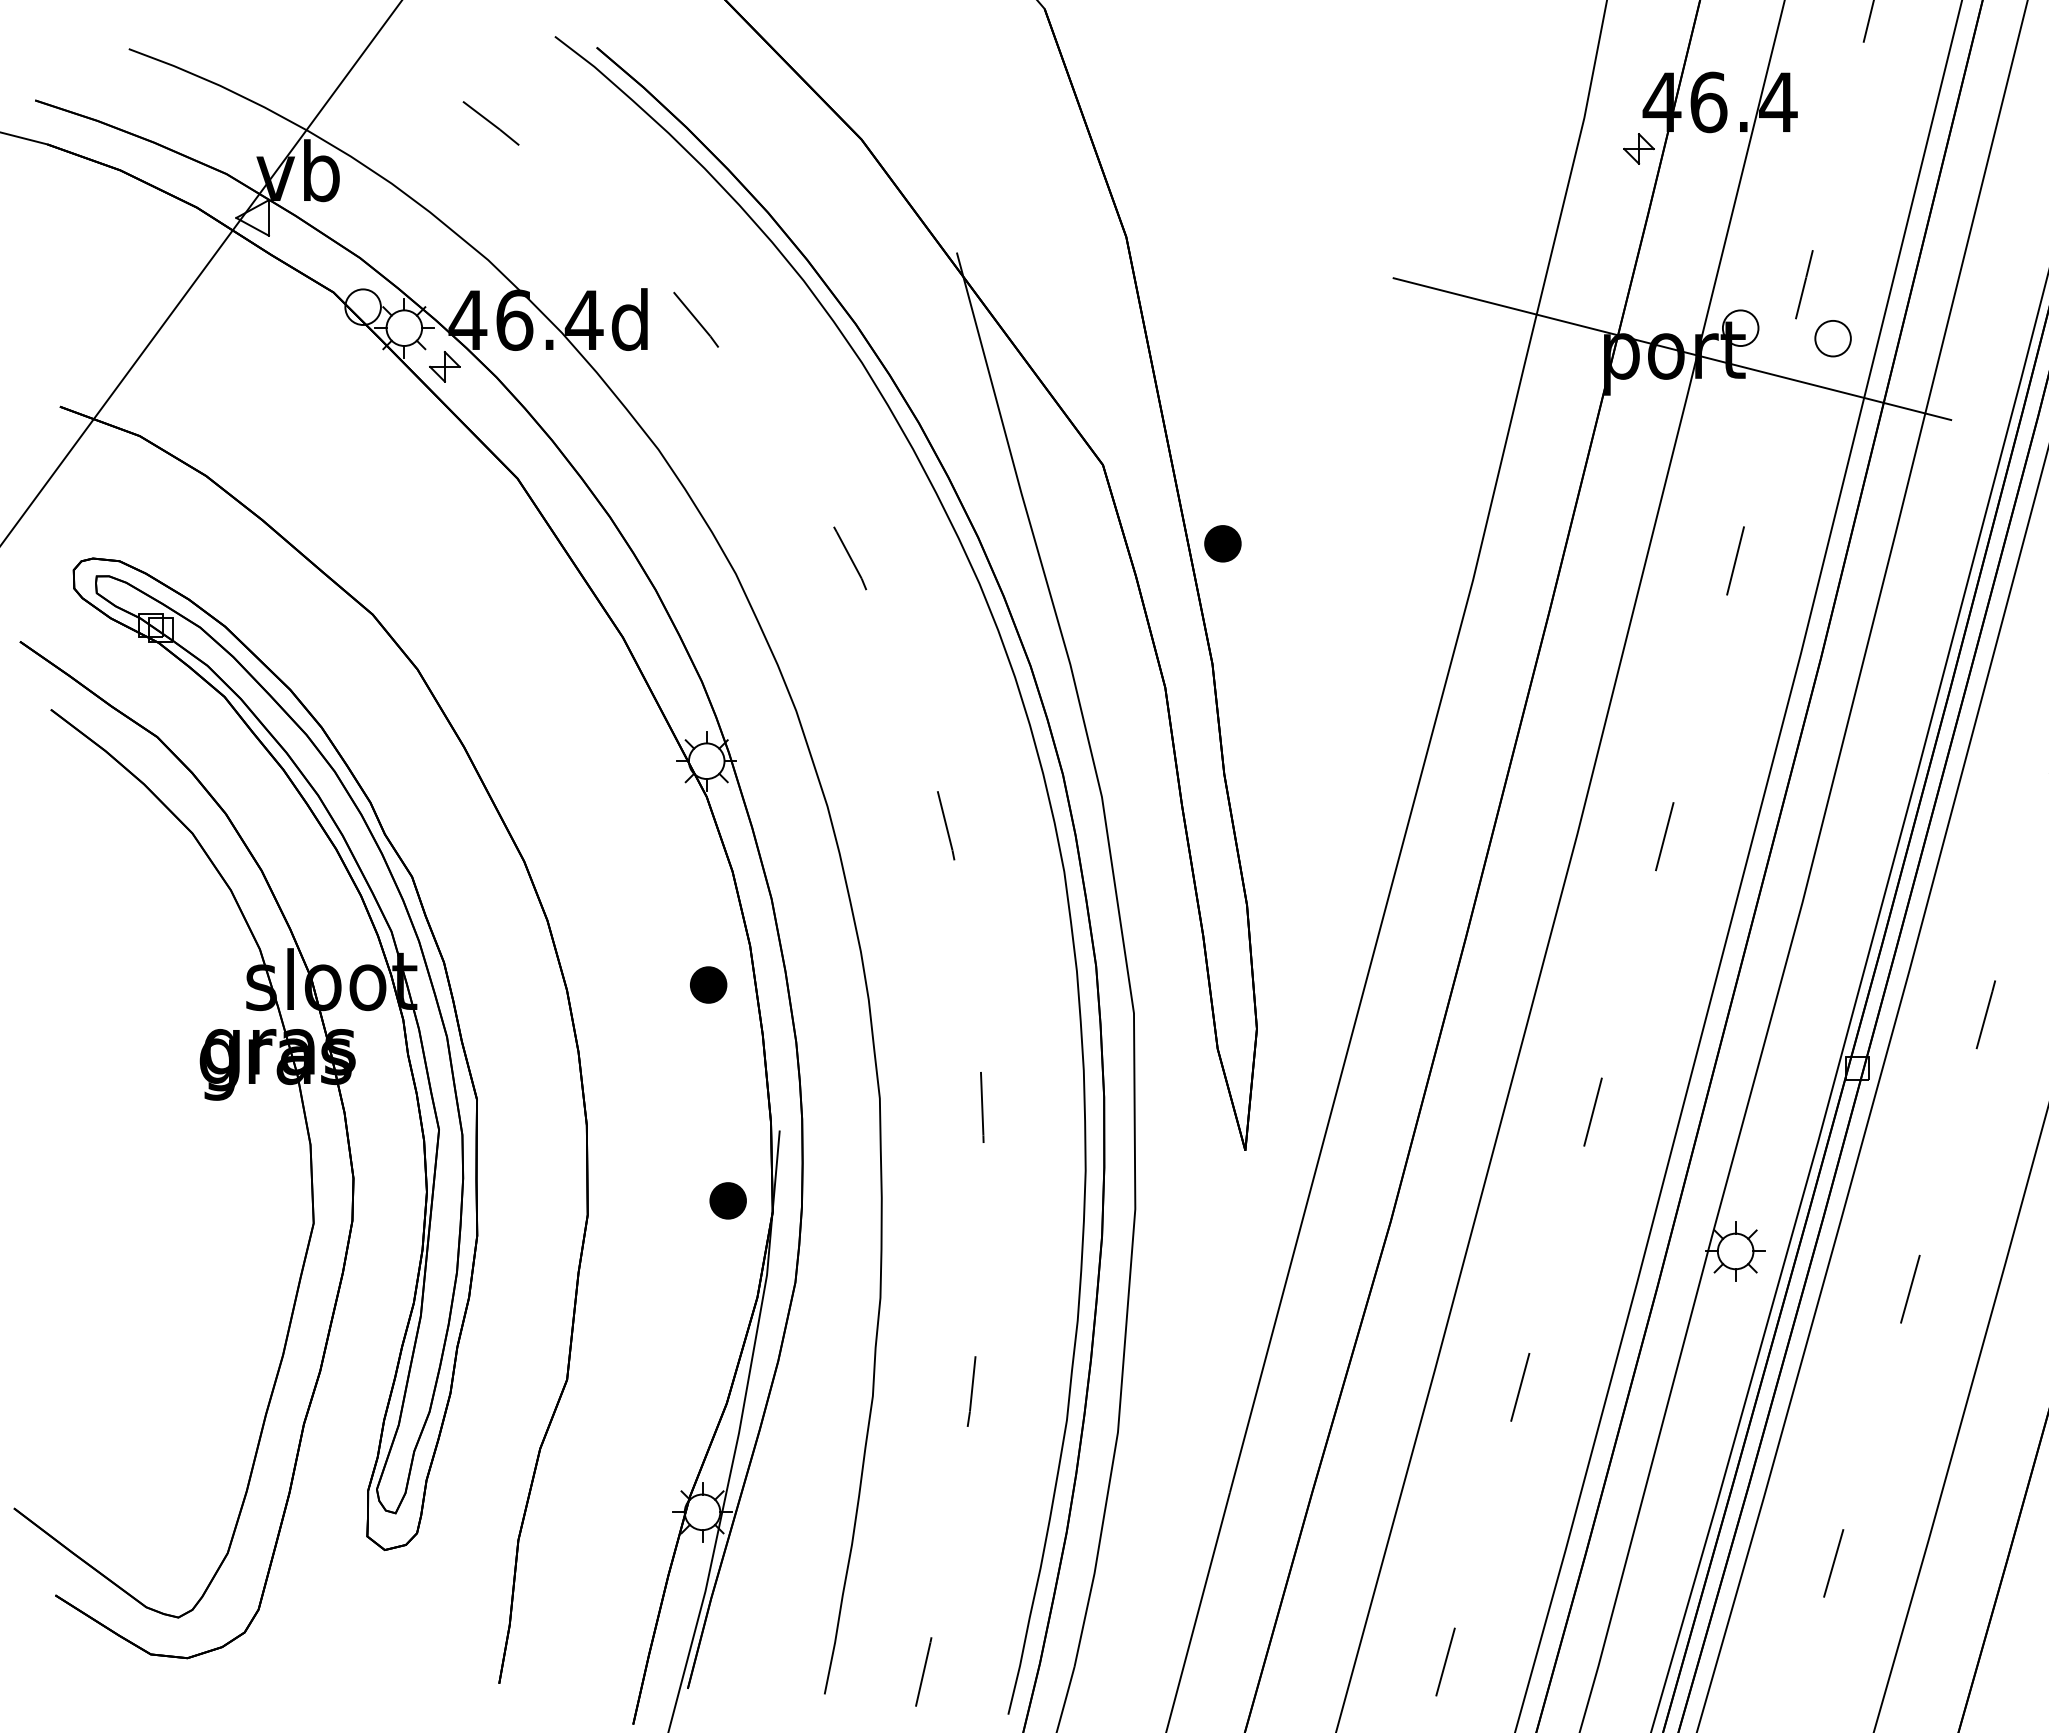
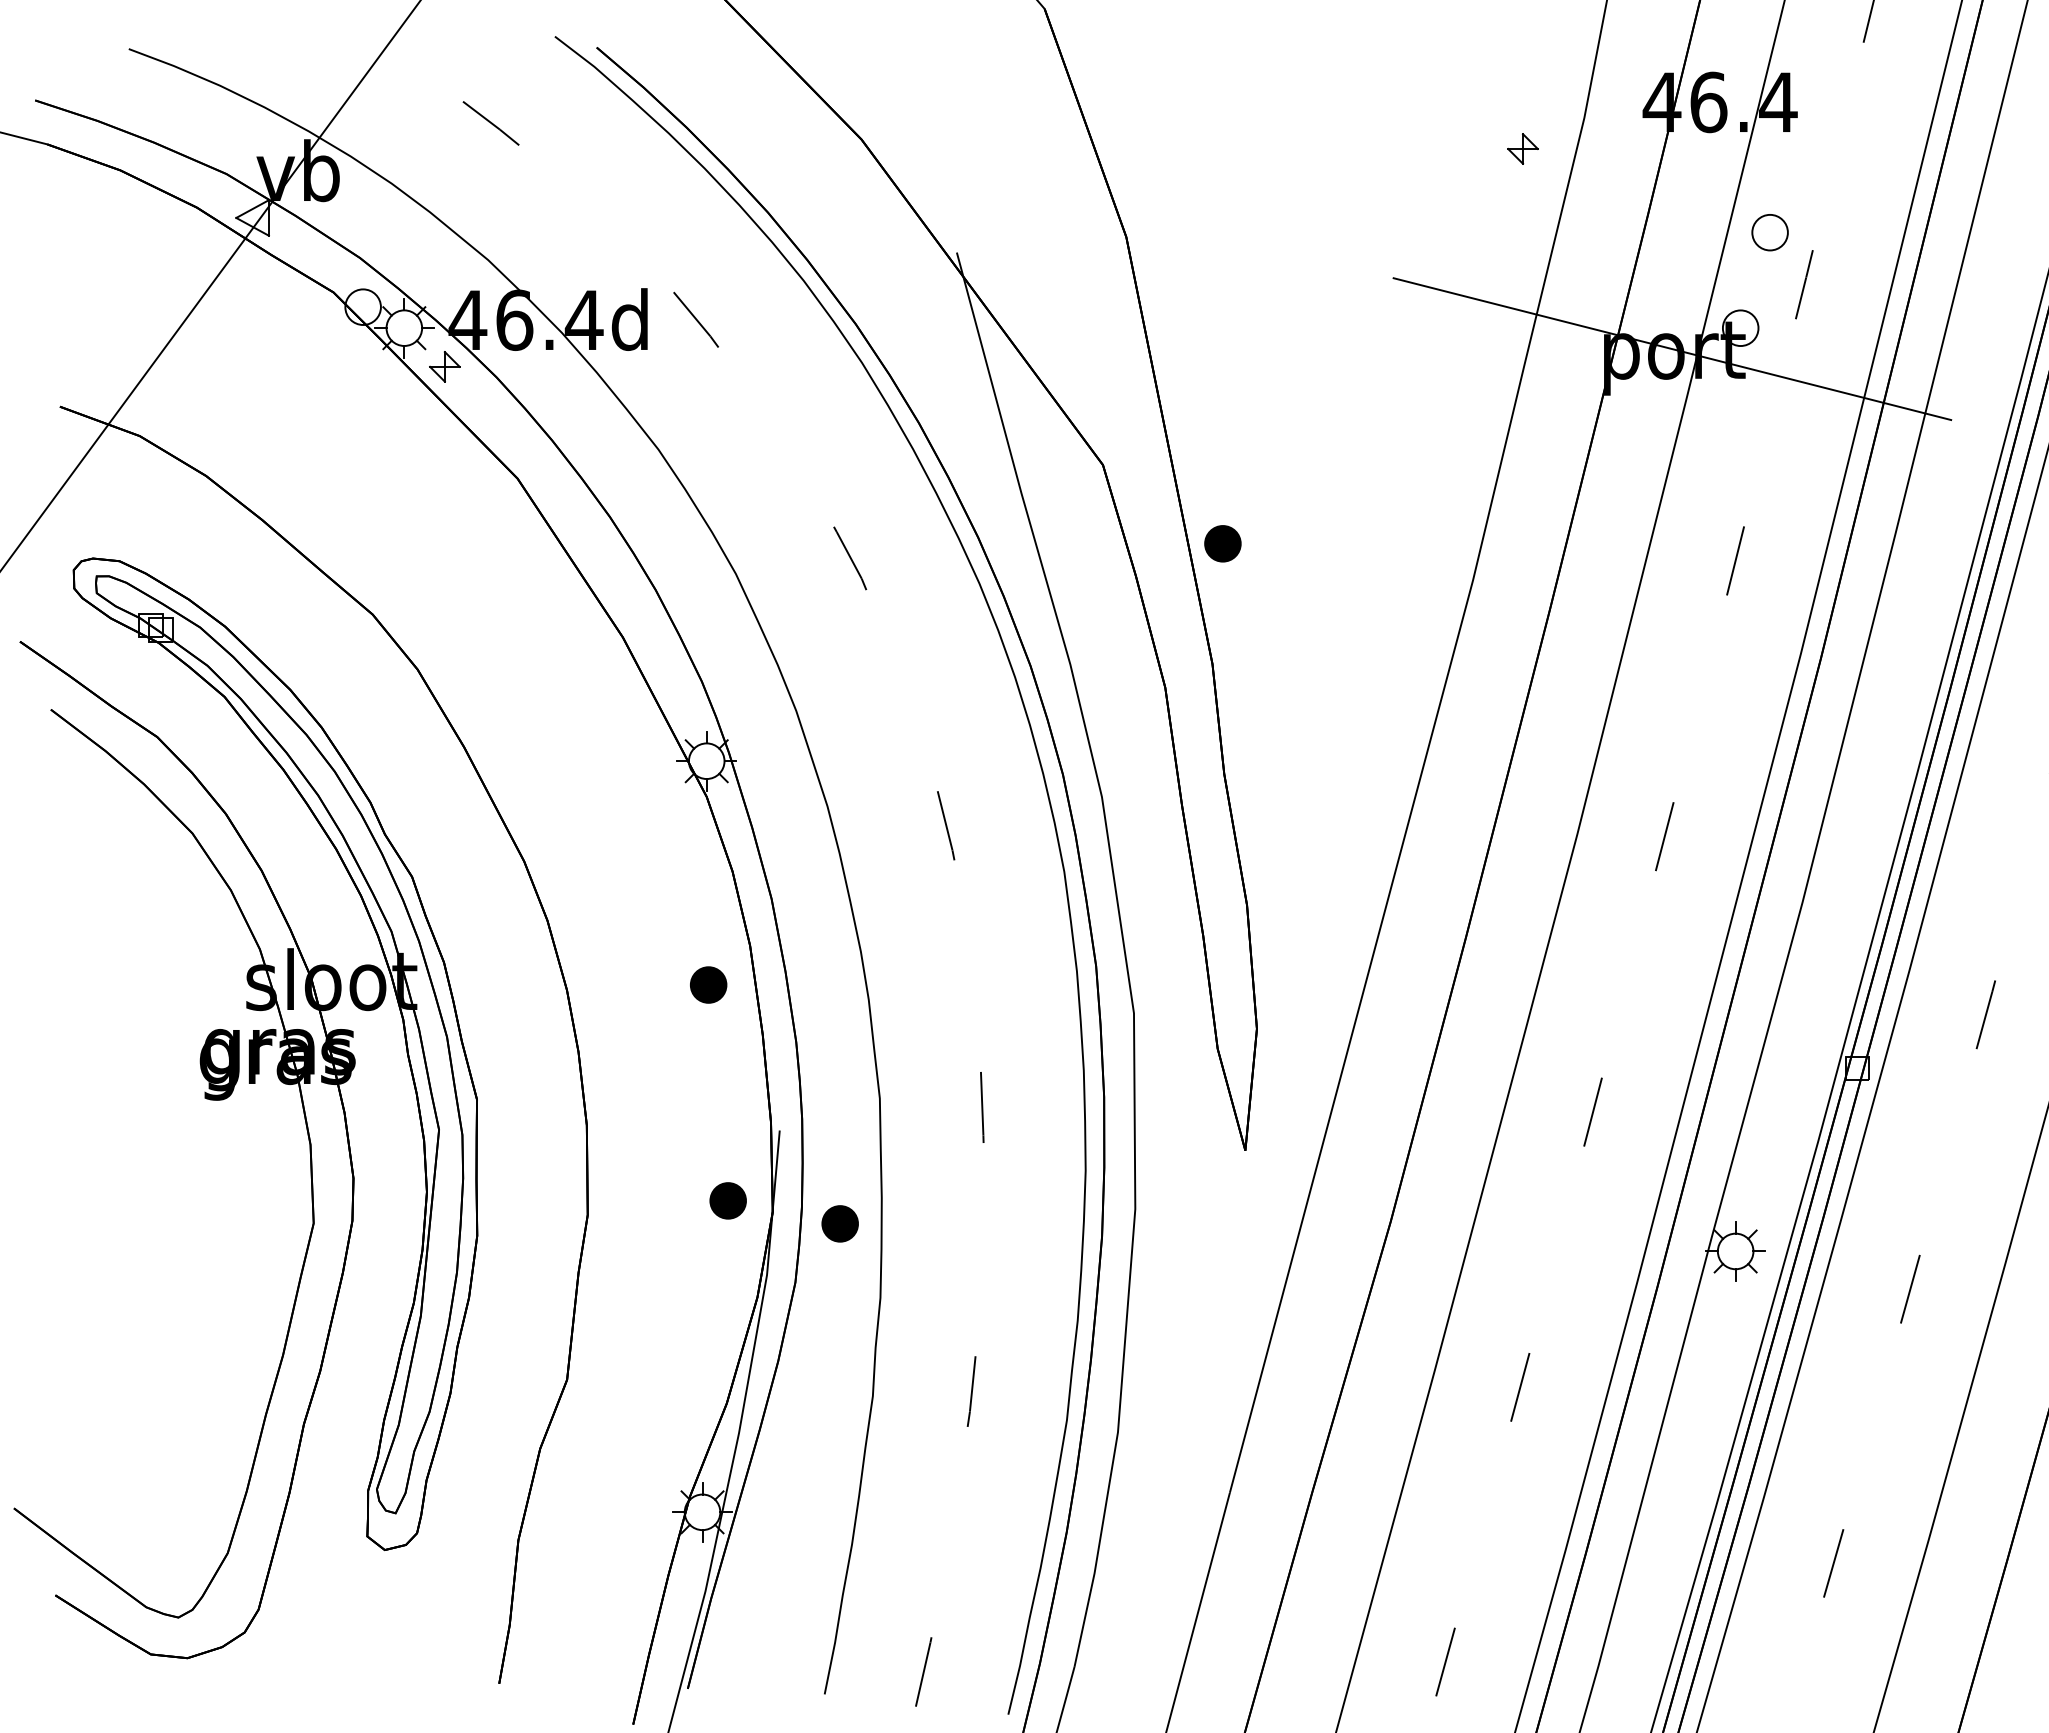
part position: (1638, 148) -> (1522, 148) (1522, 148)
line position: (201, 272) -> (210, 285) (210, 285)
part position: (1832, 338) -> (1769, 232) (1769, 232)
part: none -> present (839, 1223)
